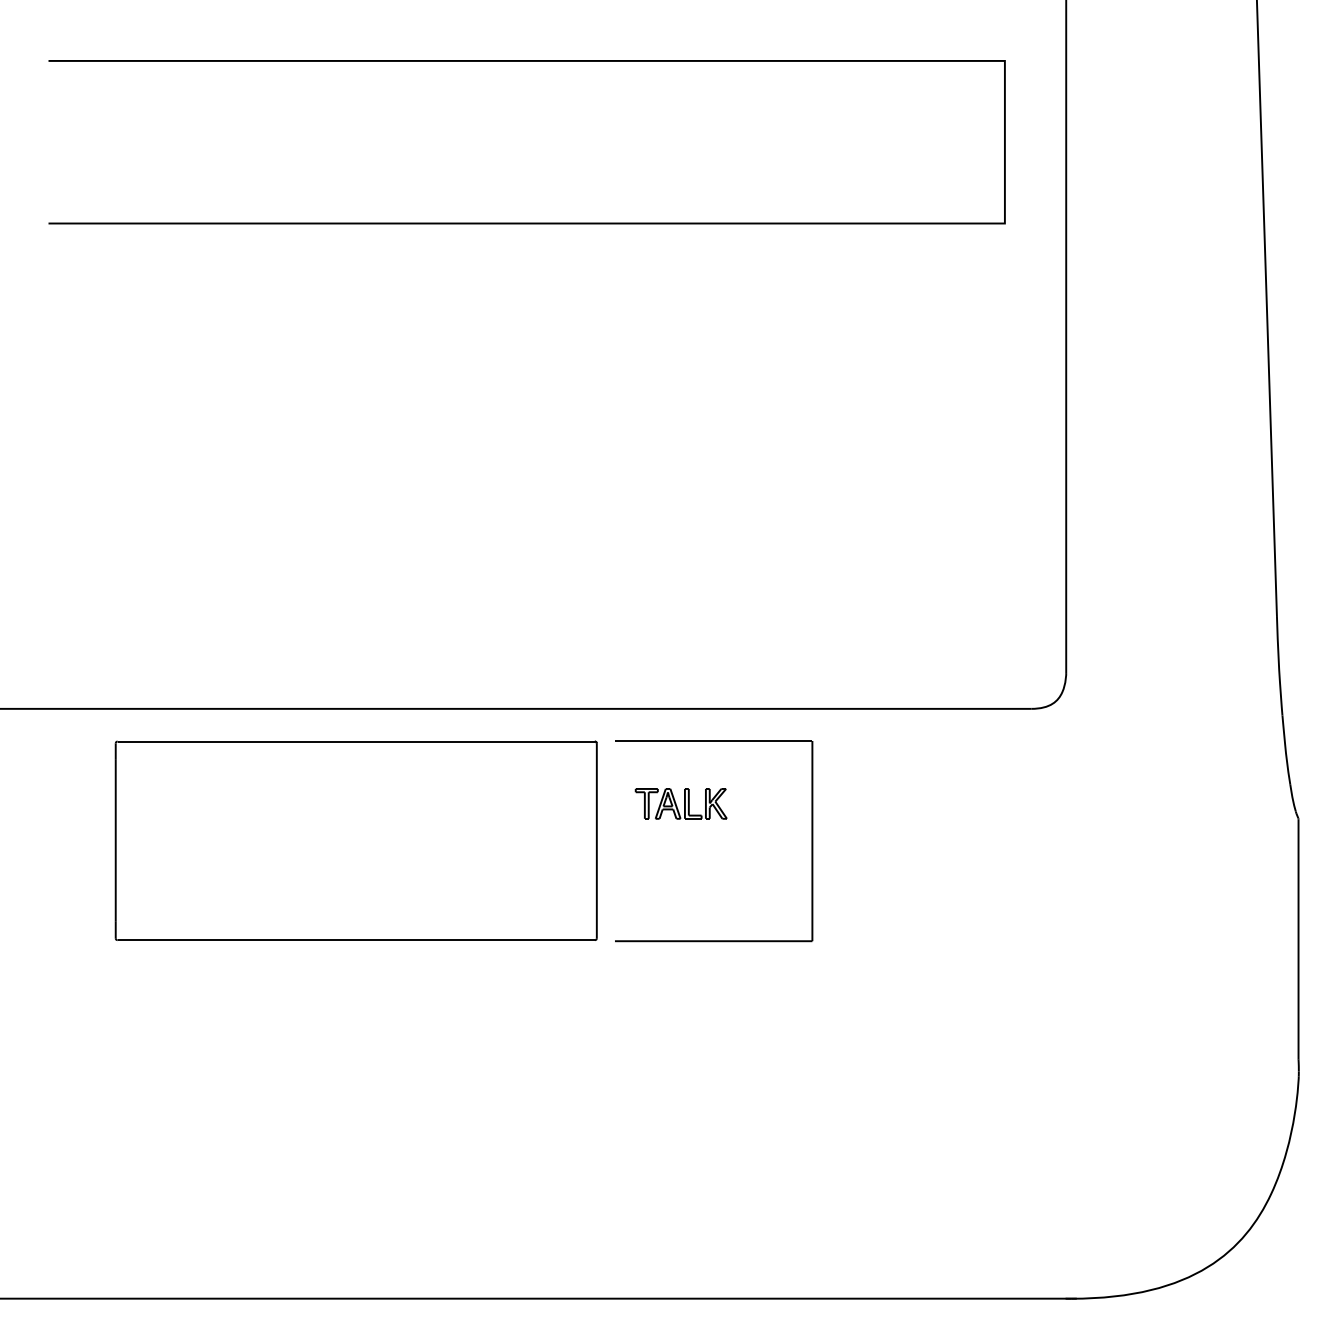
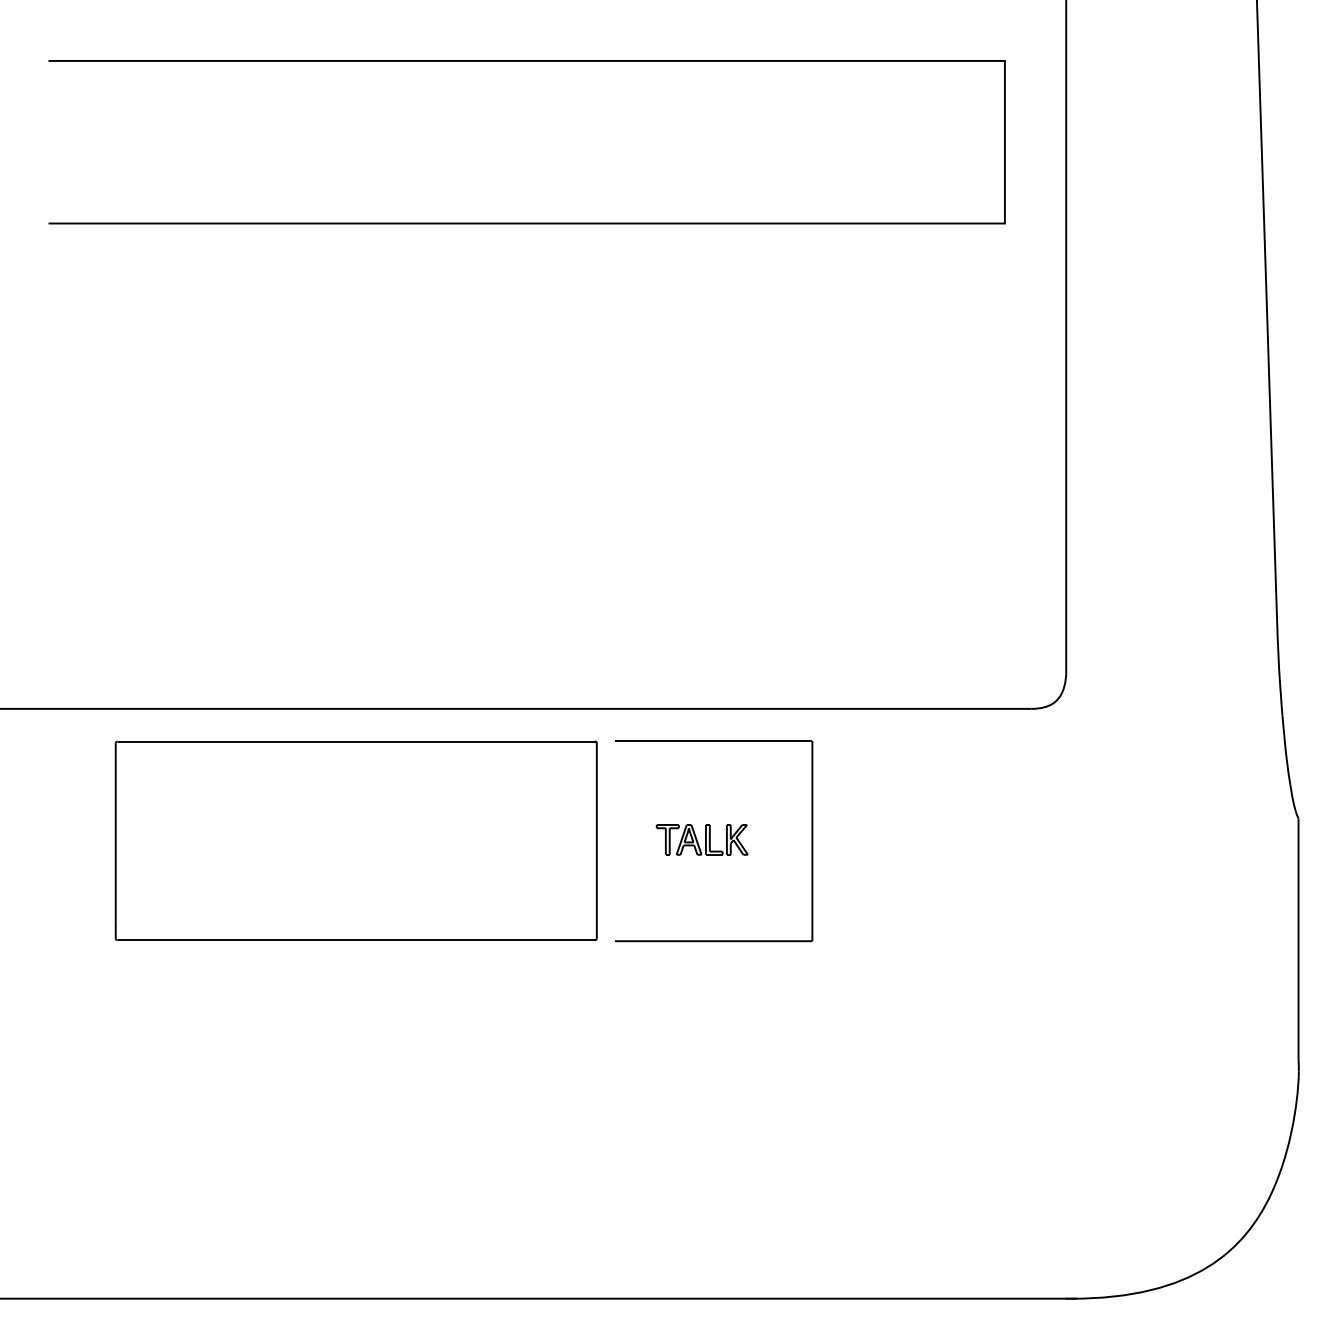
part position: (680, 803) -> (701, 839) (701, 839)
